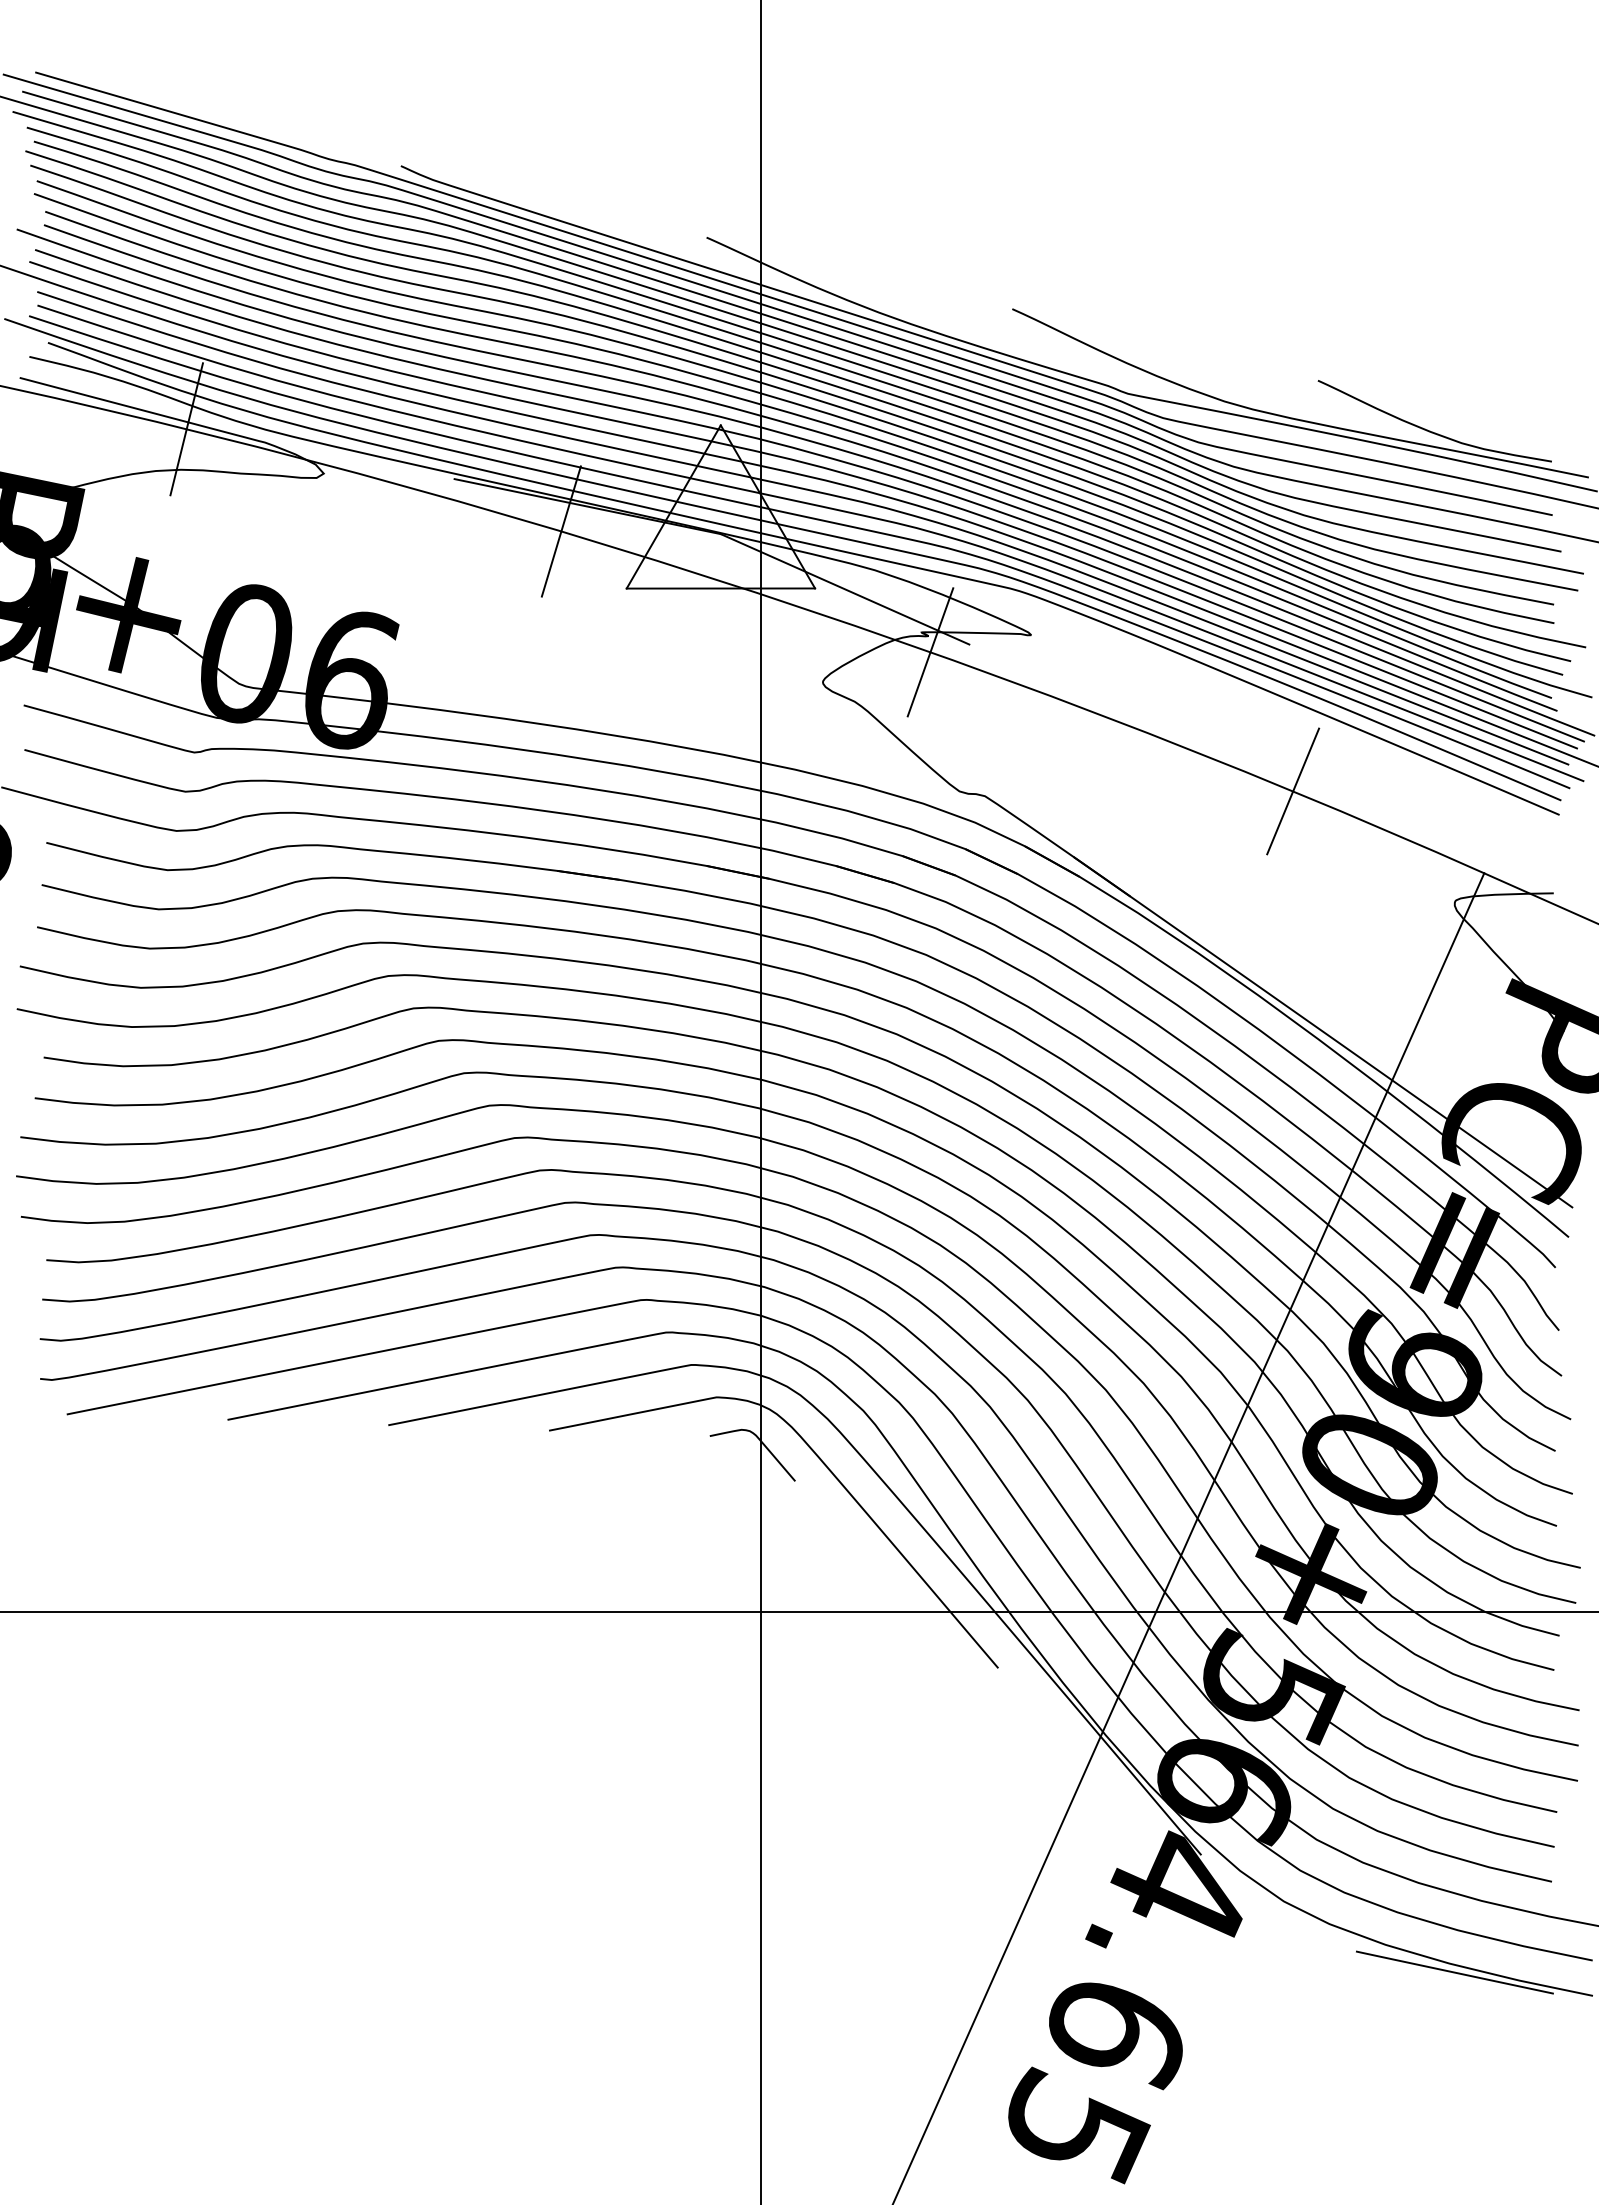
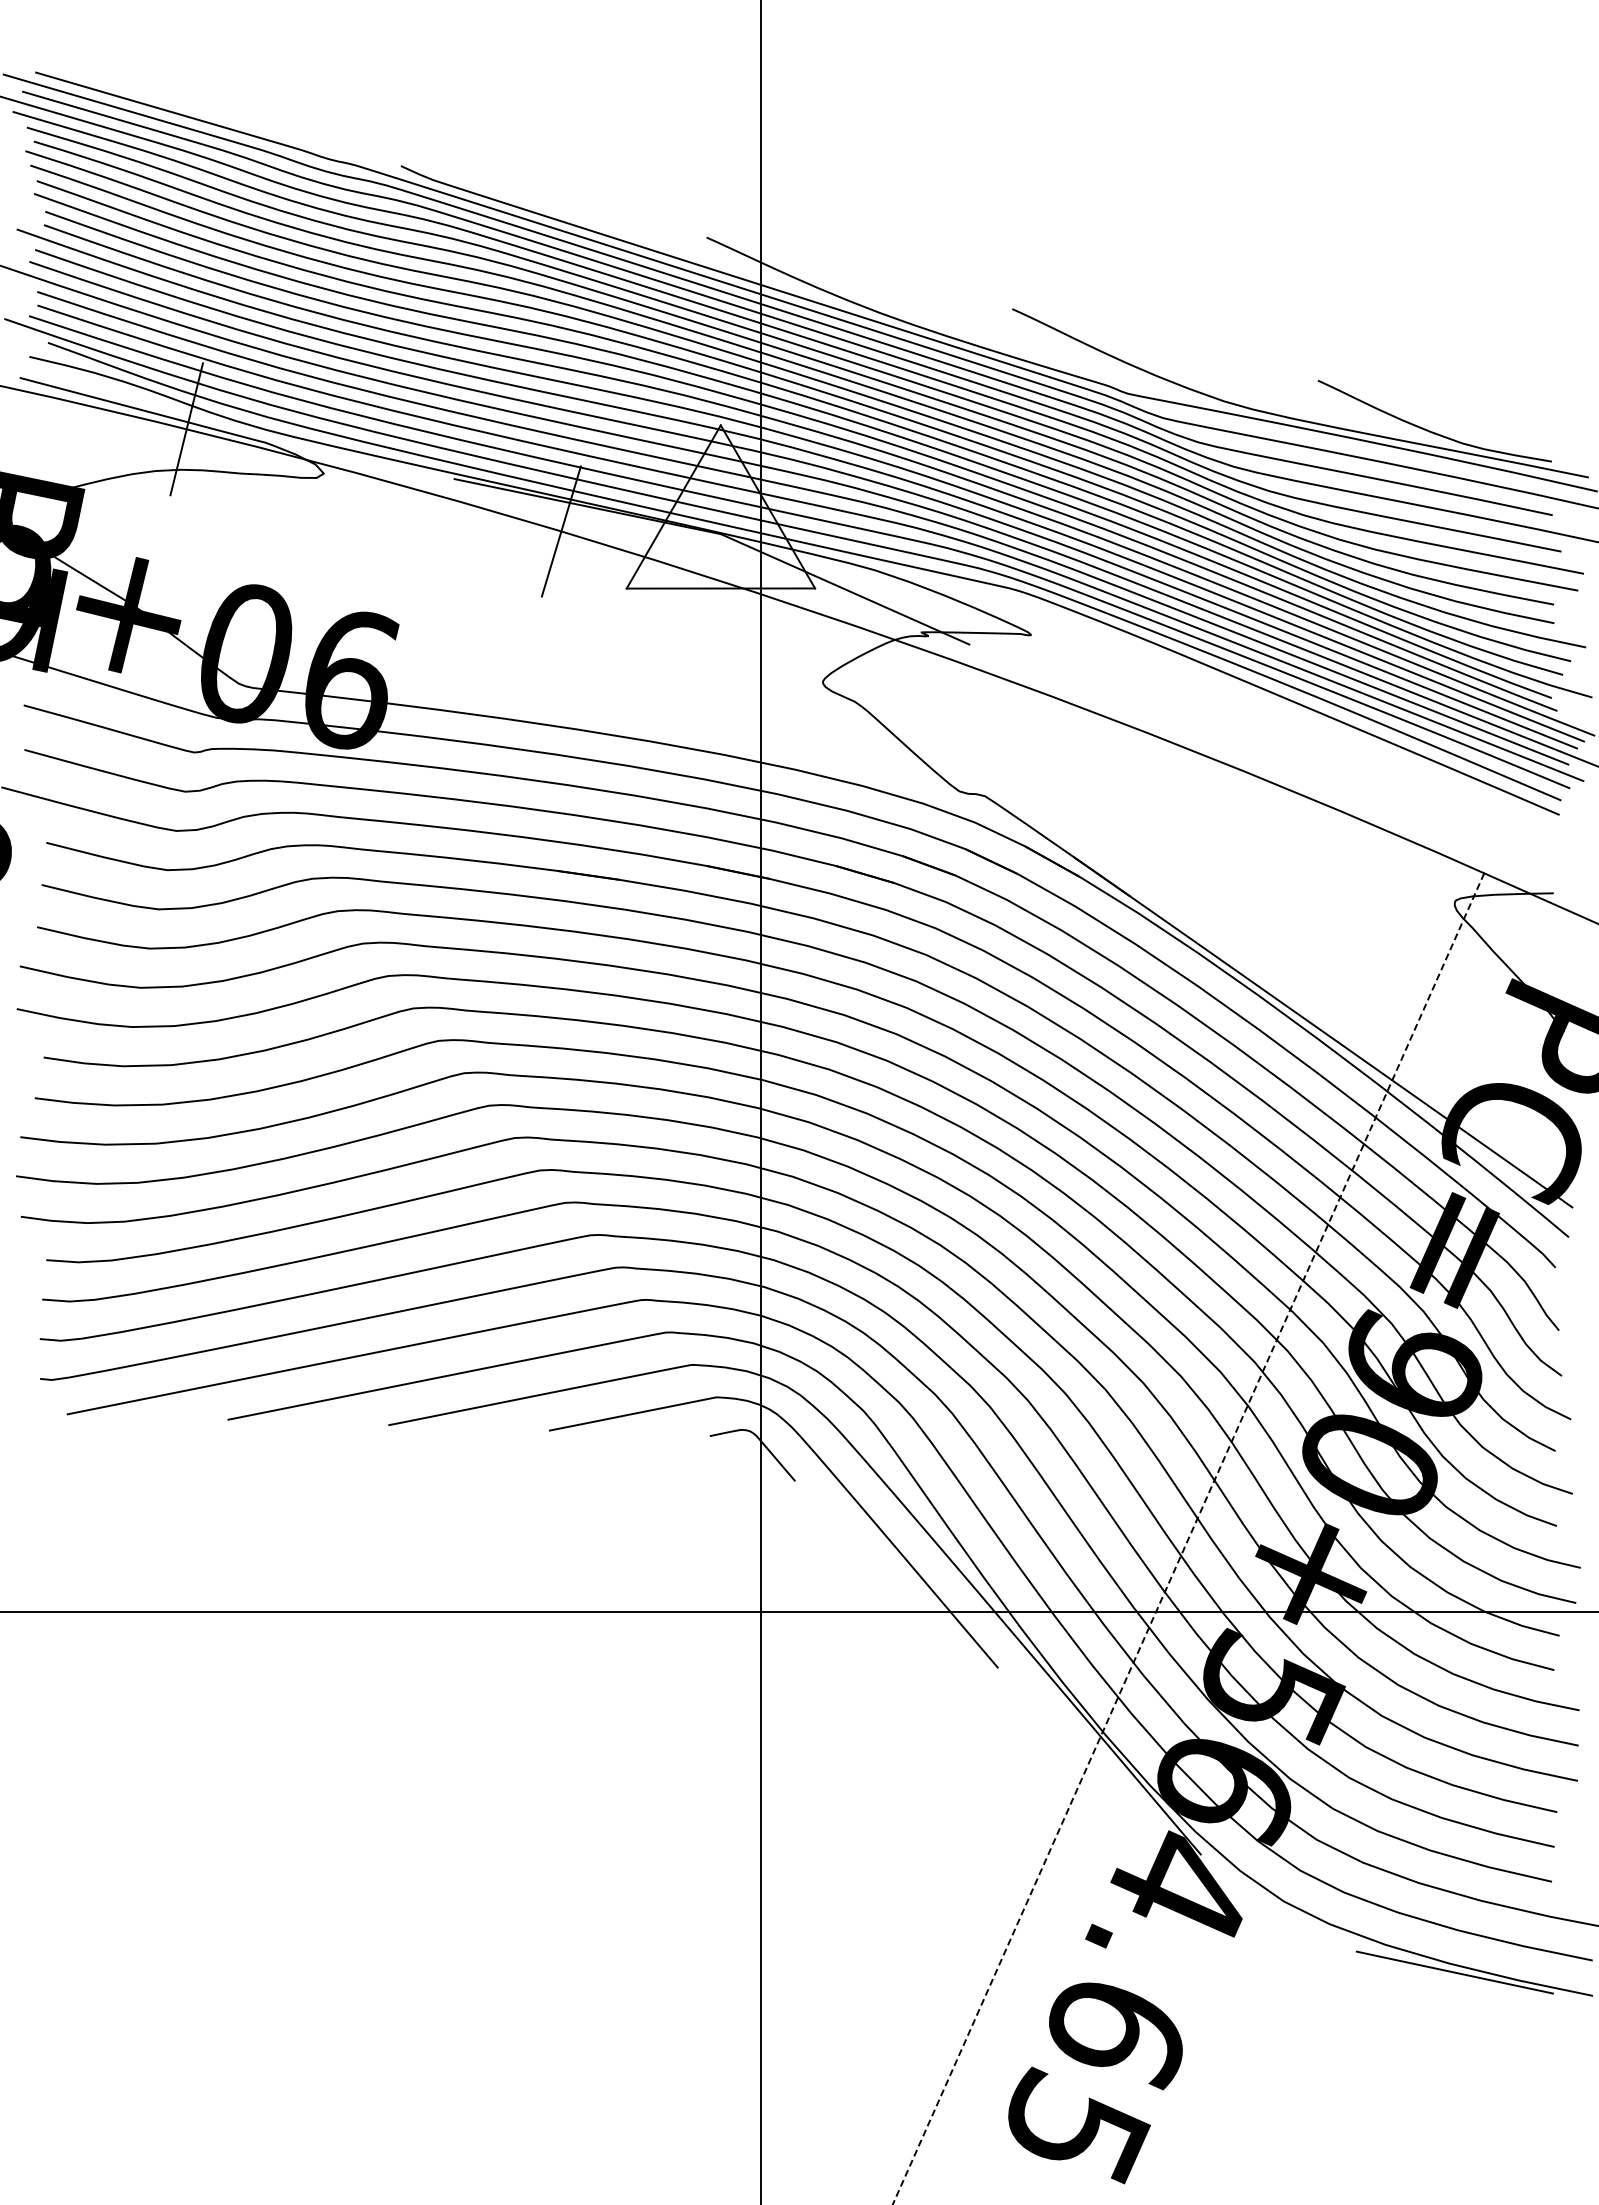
line: present -> none (930, 652)
line: present -> none (1293, 791)
line: solid -> dashed (1188, 1539)
